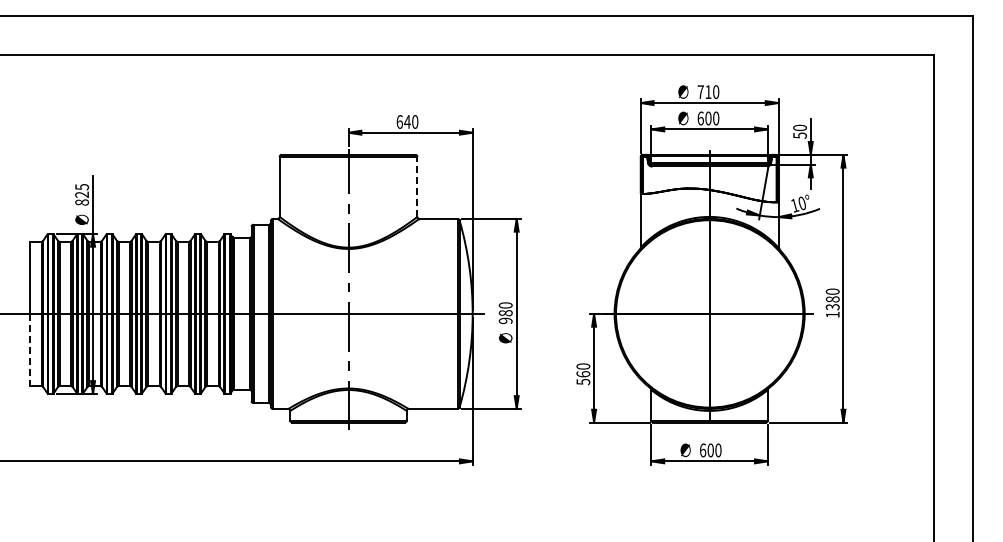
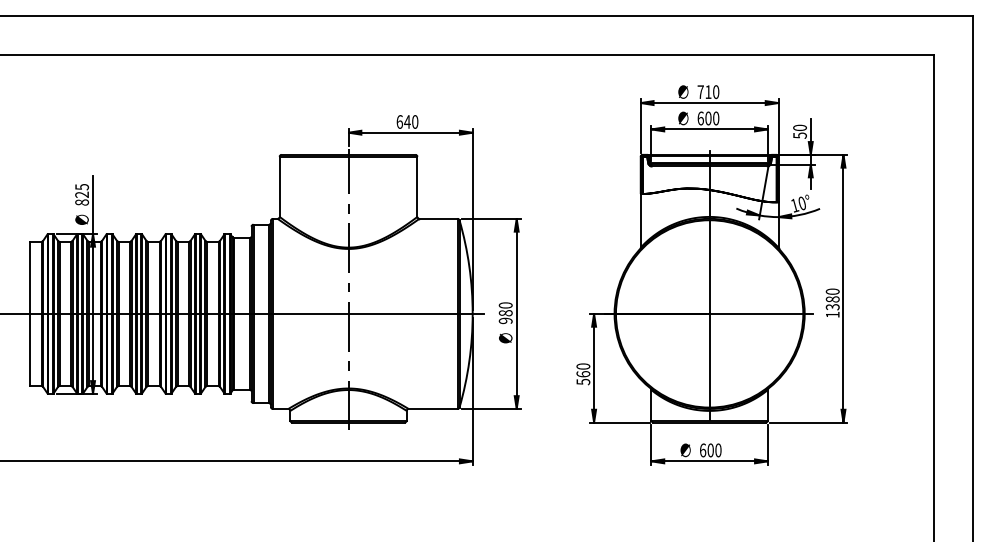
line: dashed -> solid (417, 186)
line: dashed -> solid (30, 350)
